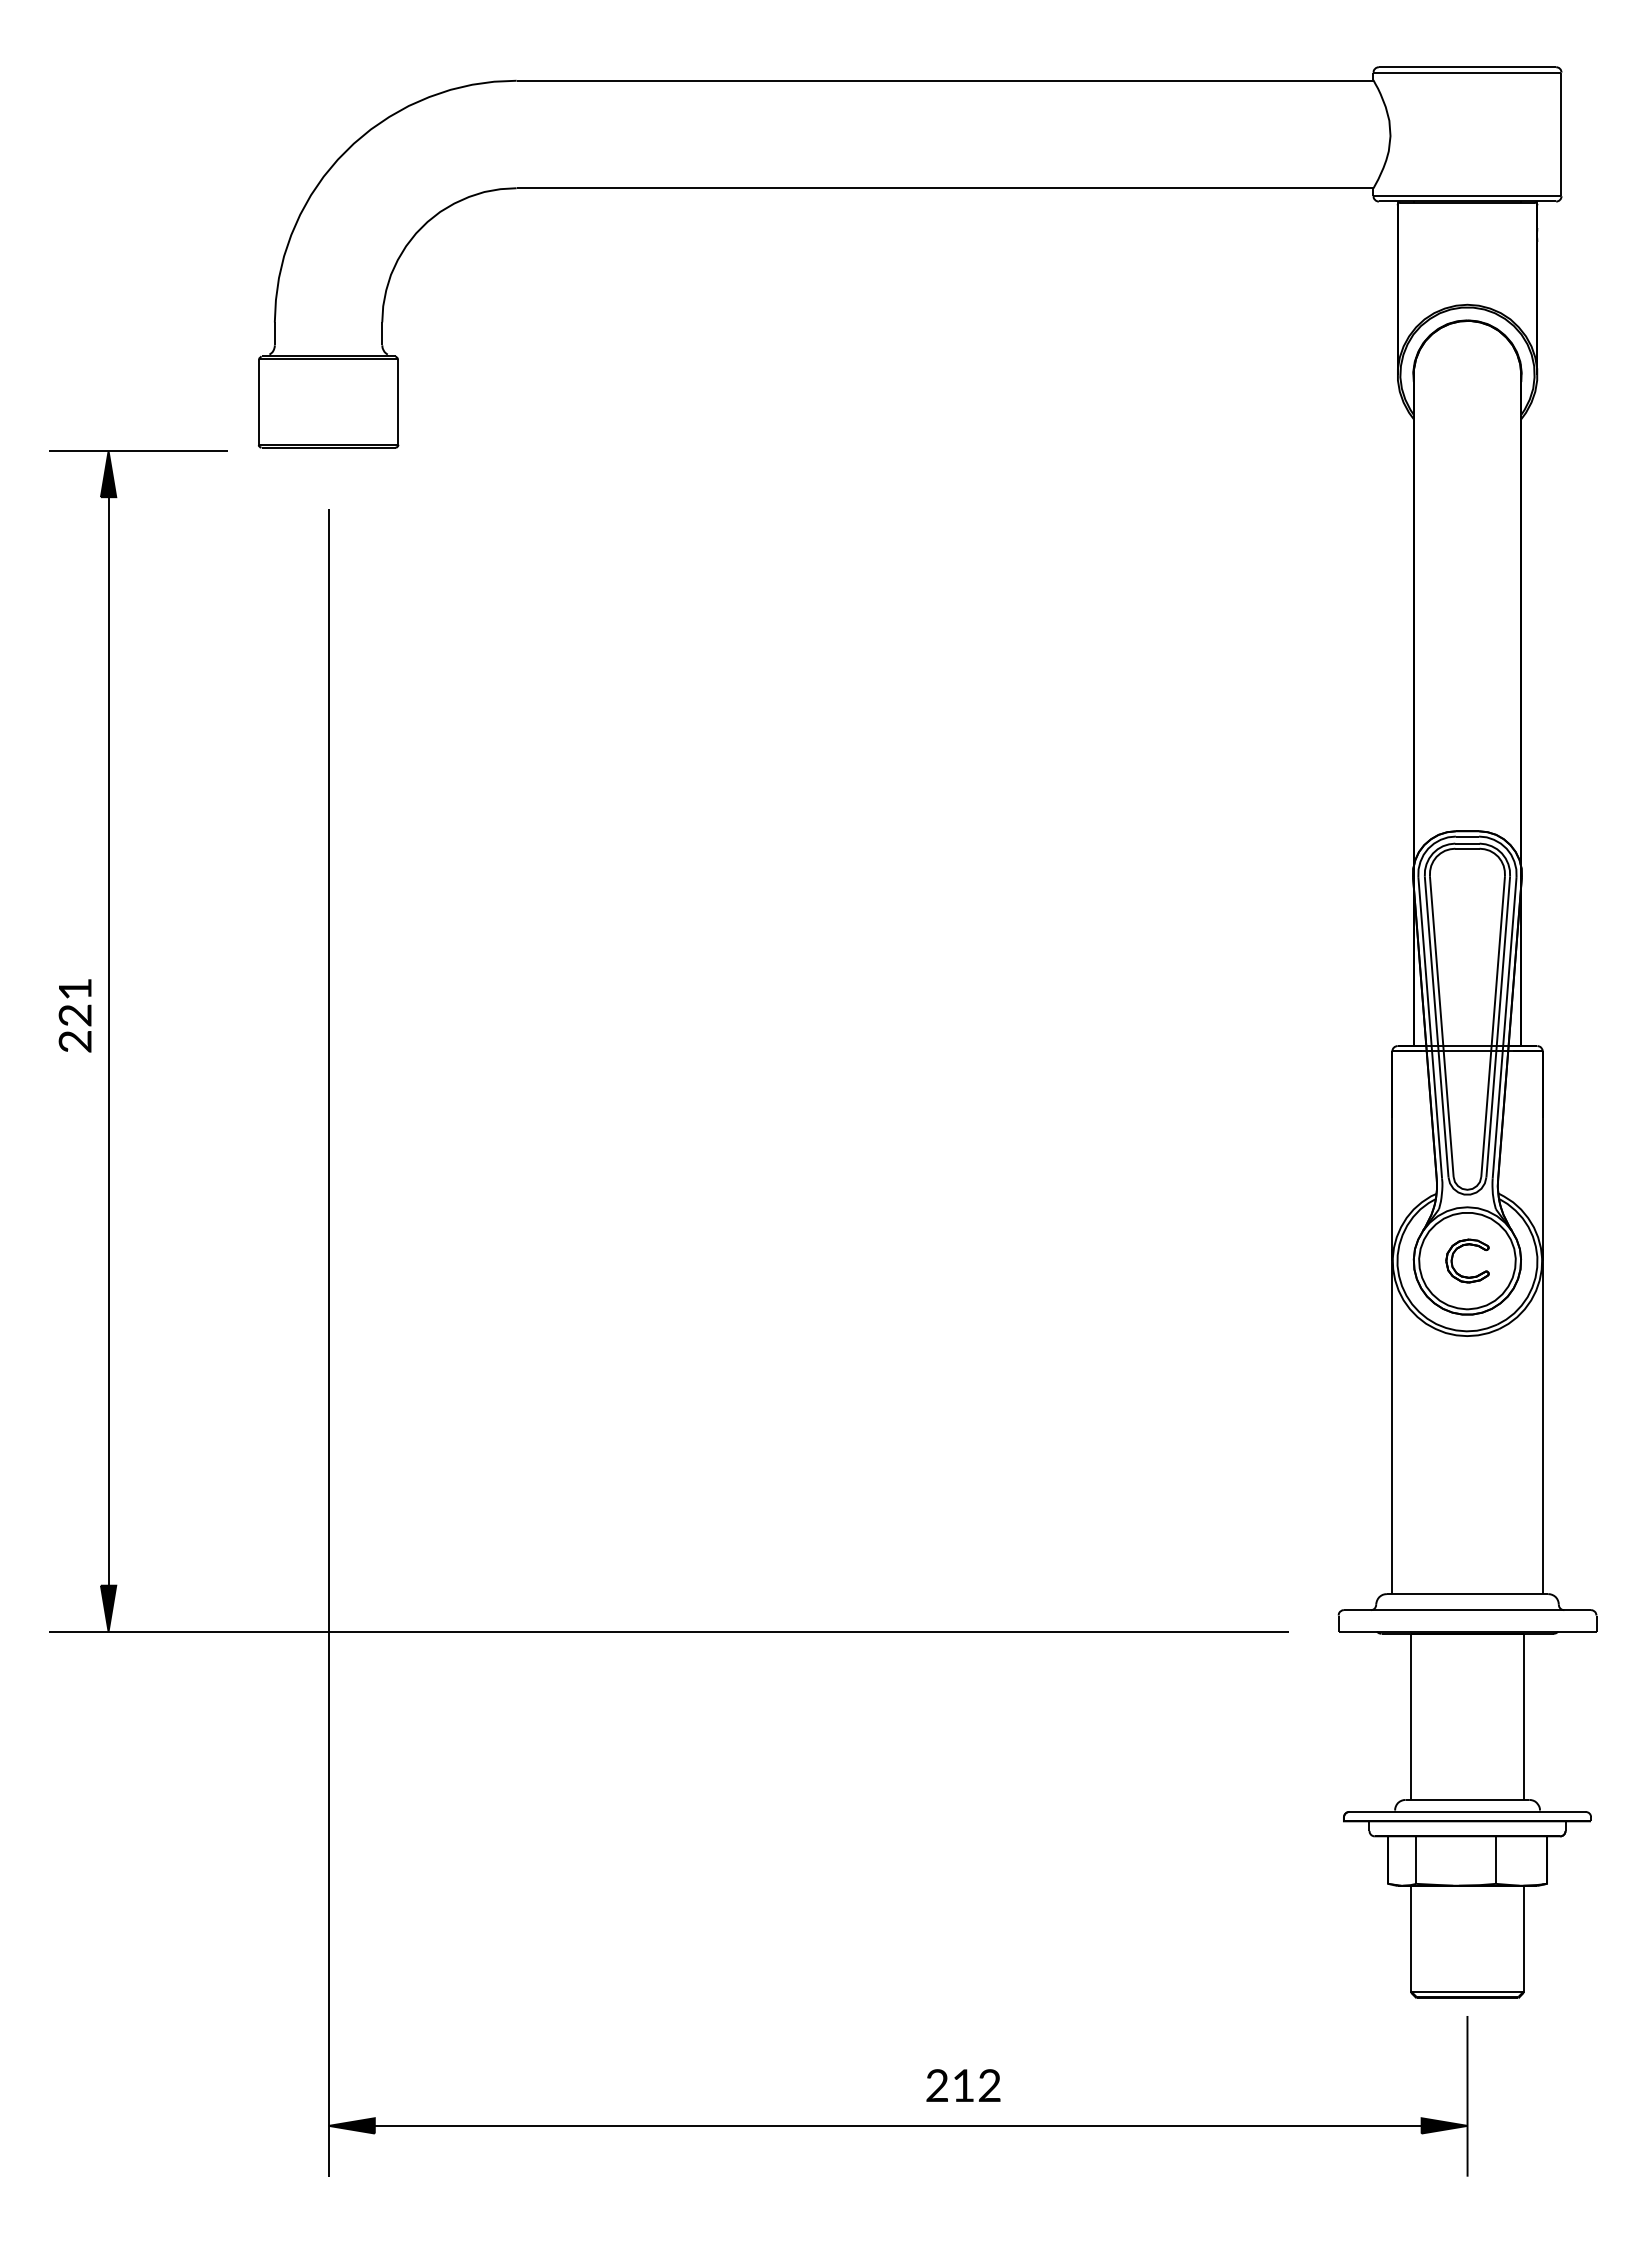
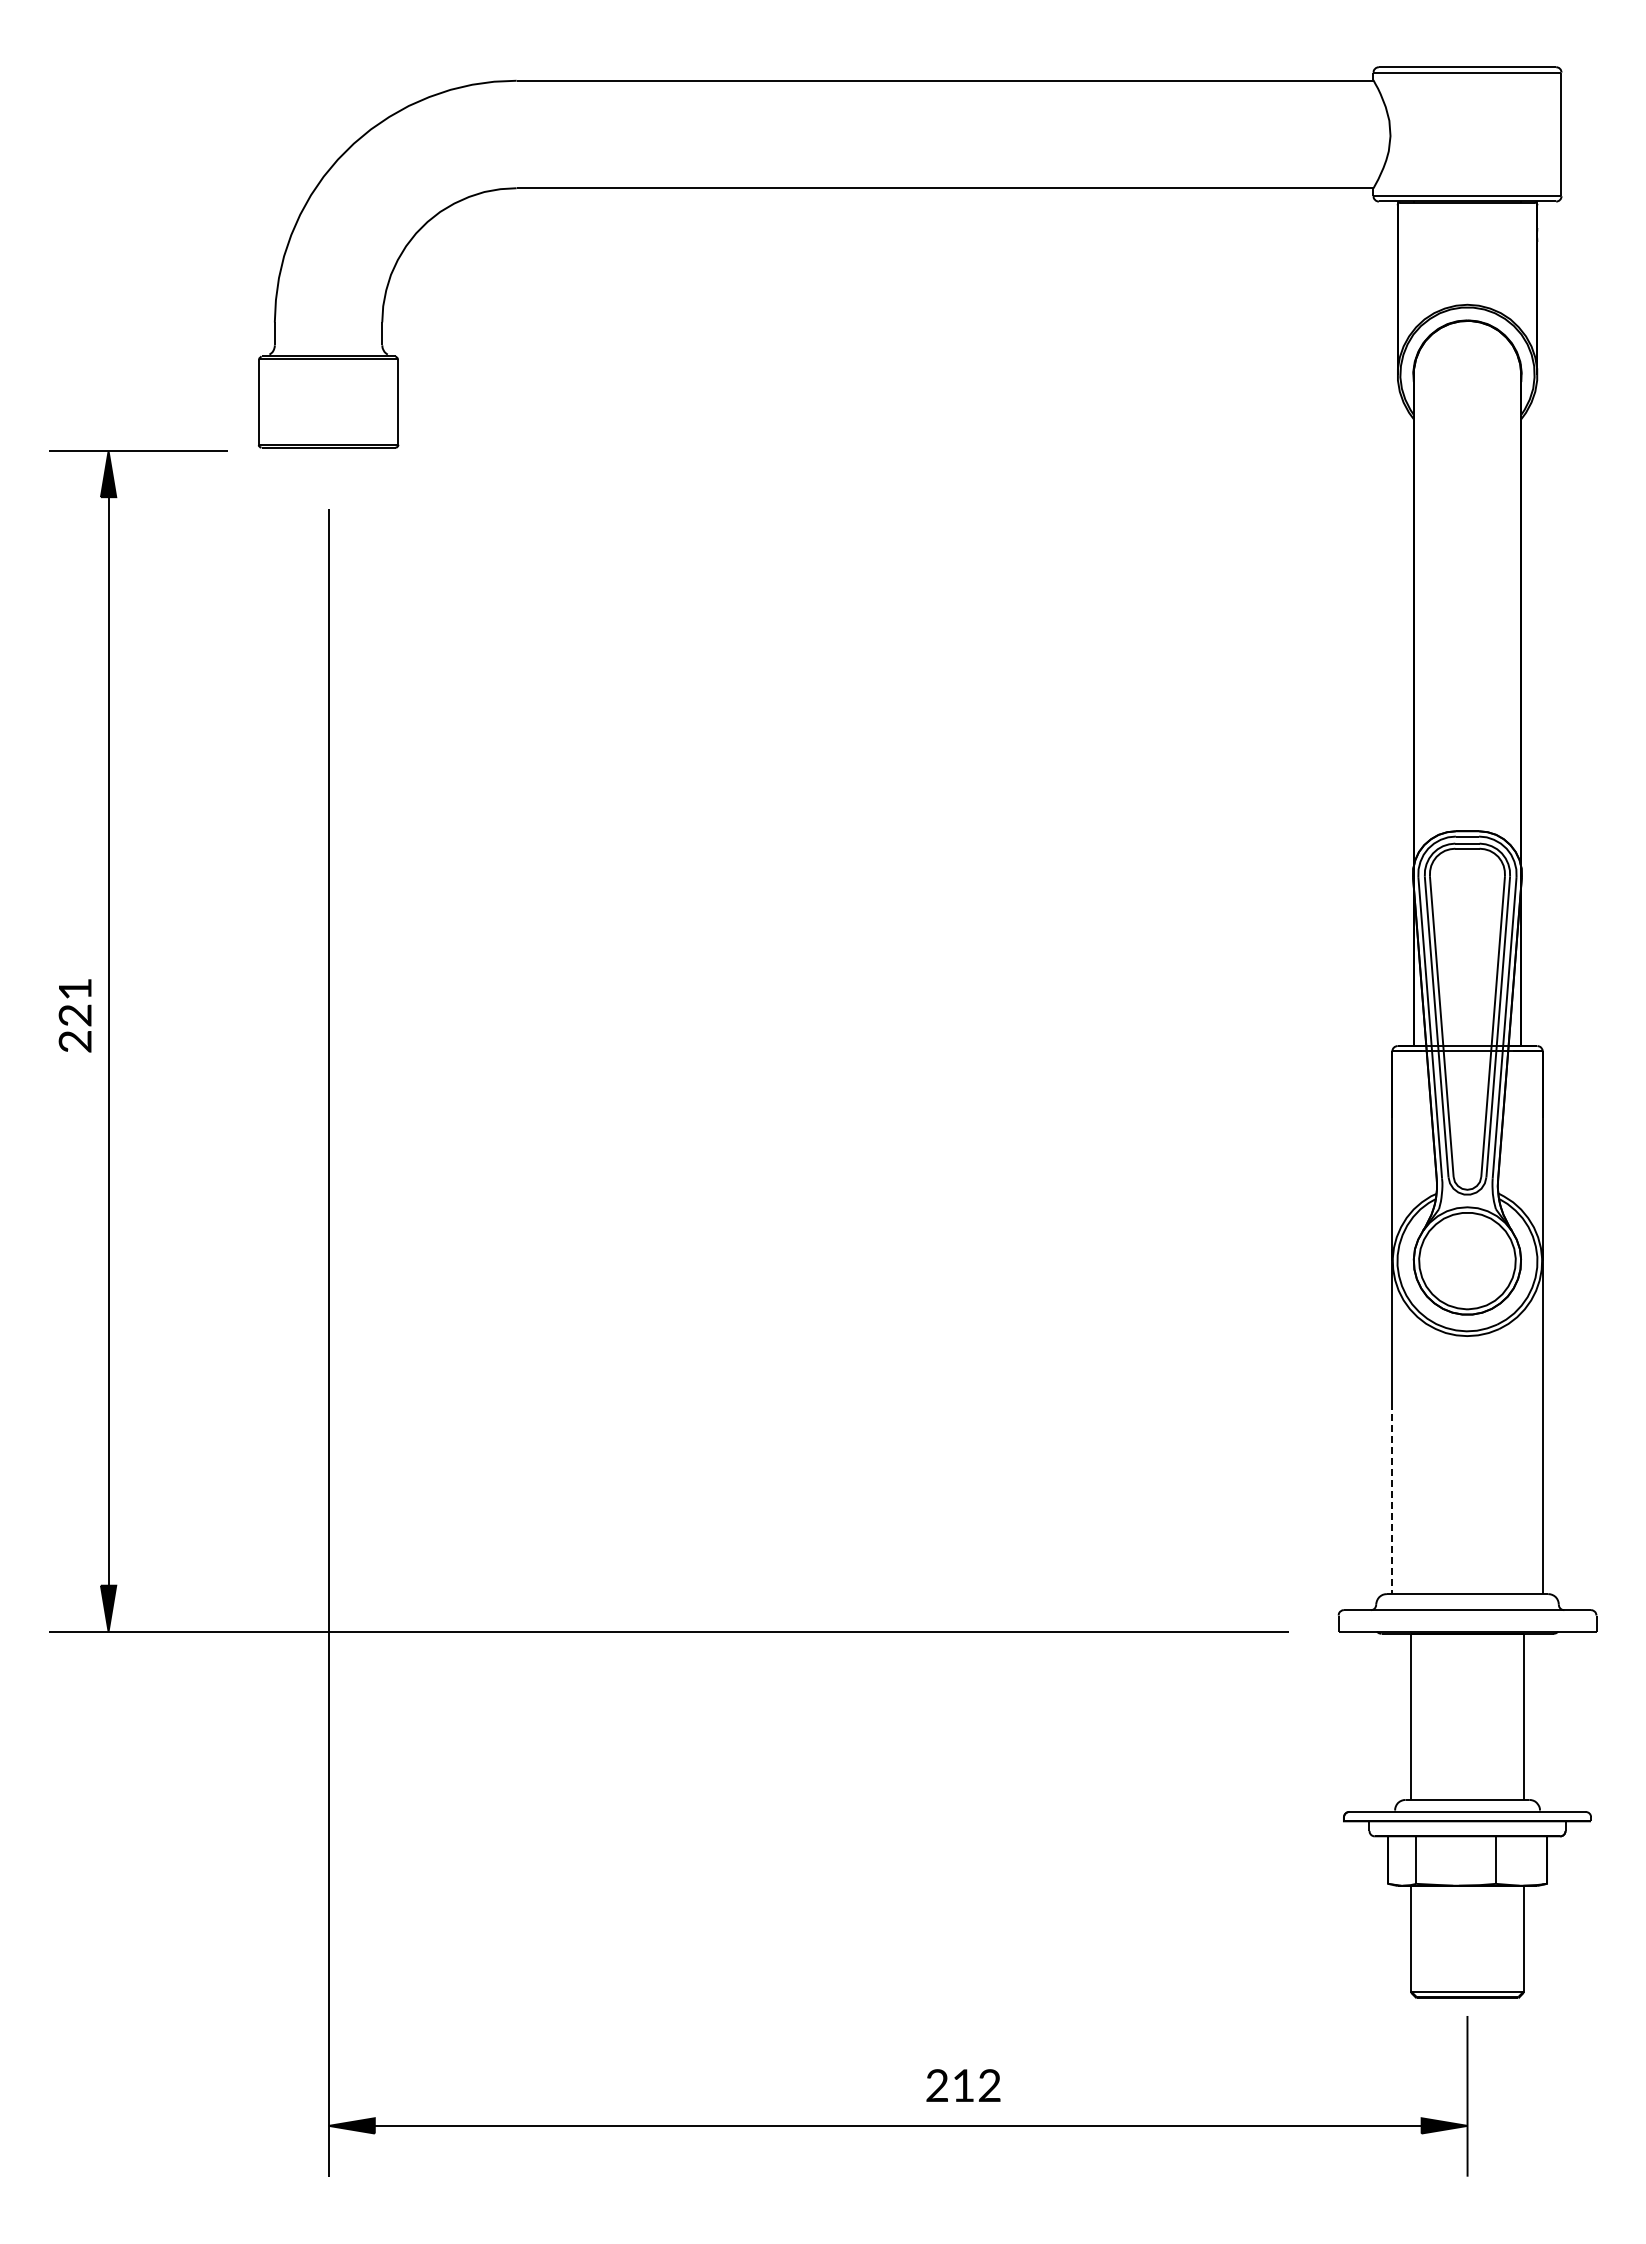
part: present -> none (1461, 1247)
line: solid -> dashed (1392, 1499)
